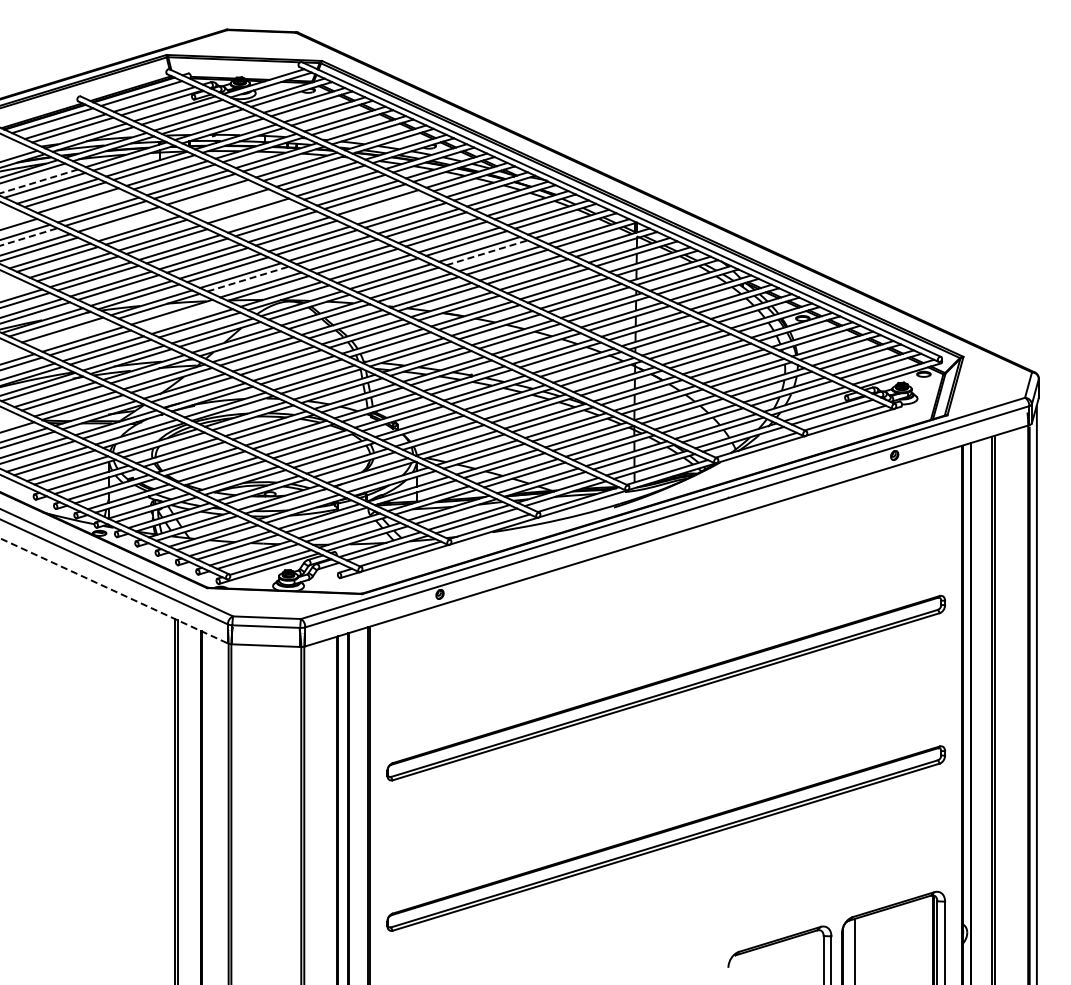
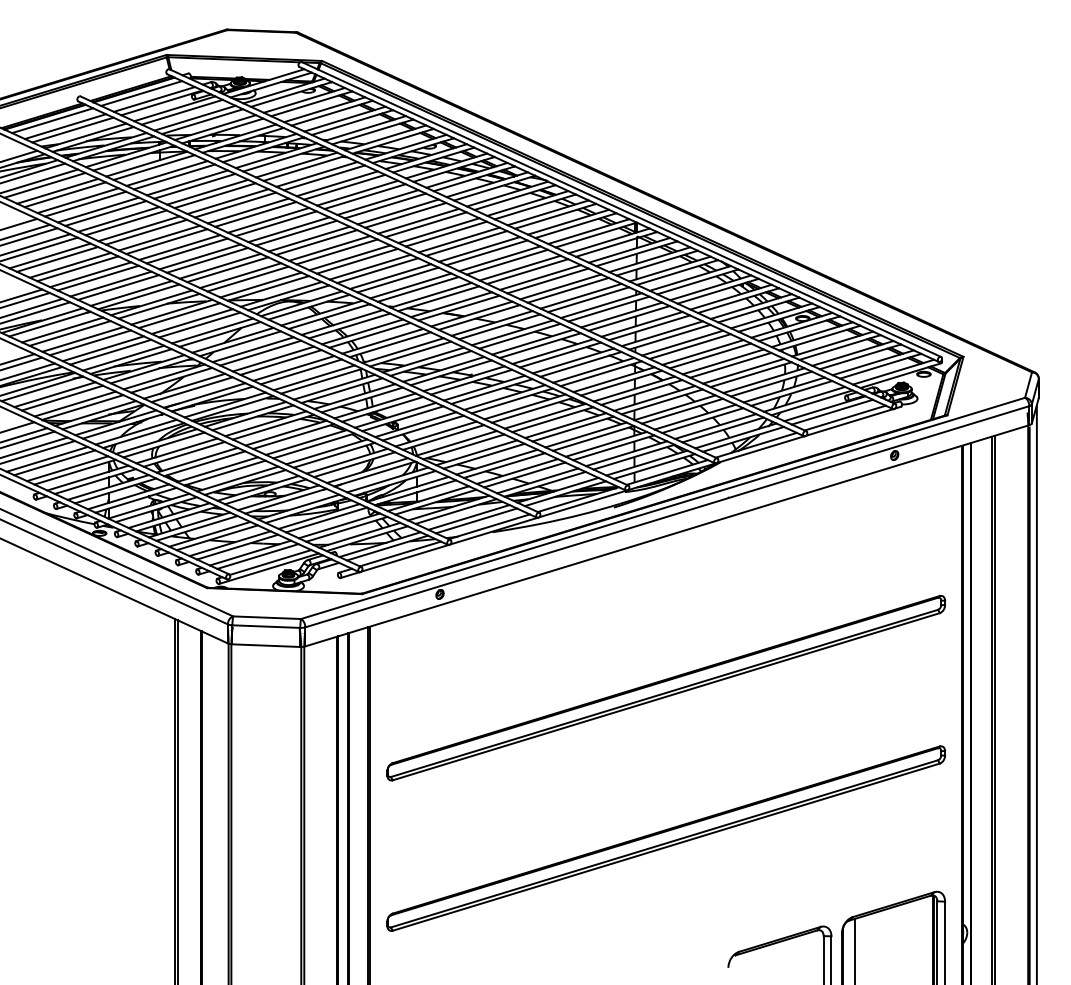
line: dashed -> solid (38, 181)
line: none -> present (214, 195)
line: none -> present (85, 203)
line: none -> present (235, 204)
line: none -> present (384, 205)
line: none -> present (255, 214)
line: none -> present (125, 222)
line: dashed -> solid (28, 237)
line: dashed -> solid (487, 252)
line: dashed -> solid (248, 278)
line: none -> present (179, 315)
line: none -> present (69, 333)
line: dashed -> solid (114, 591)
